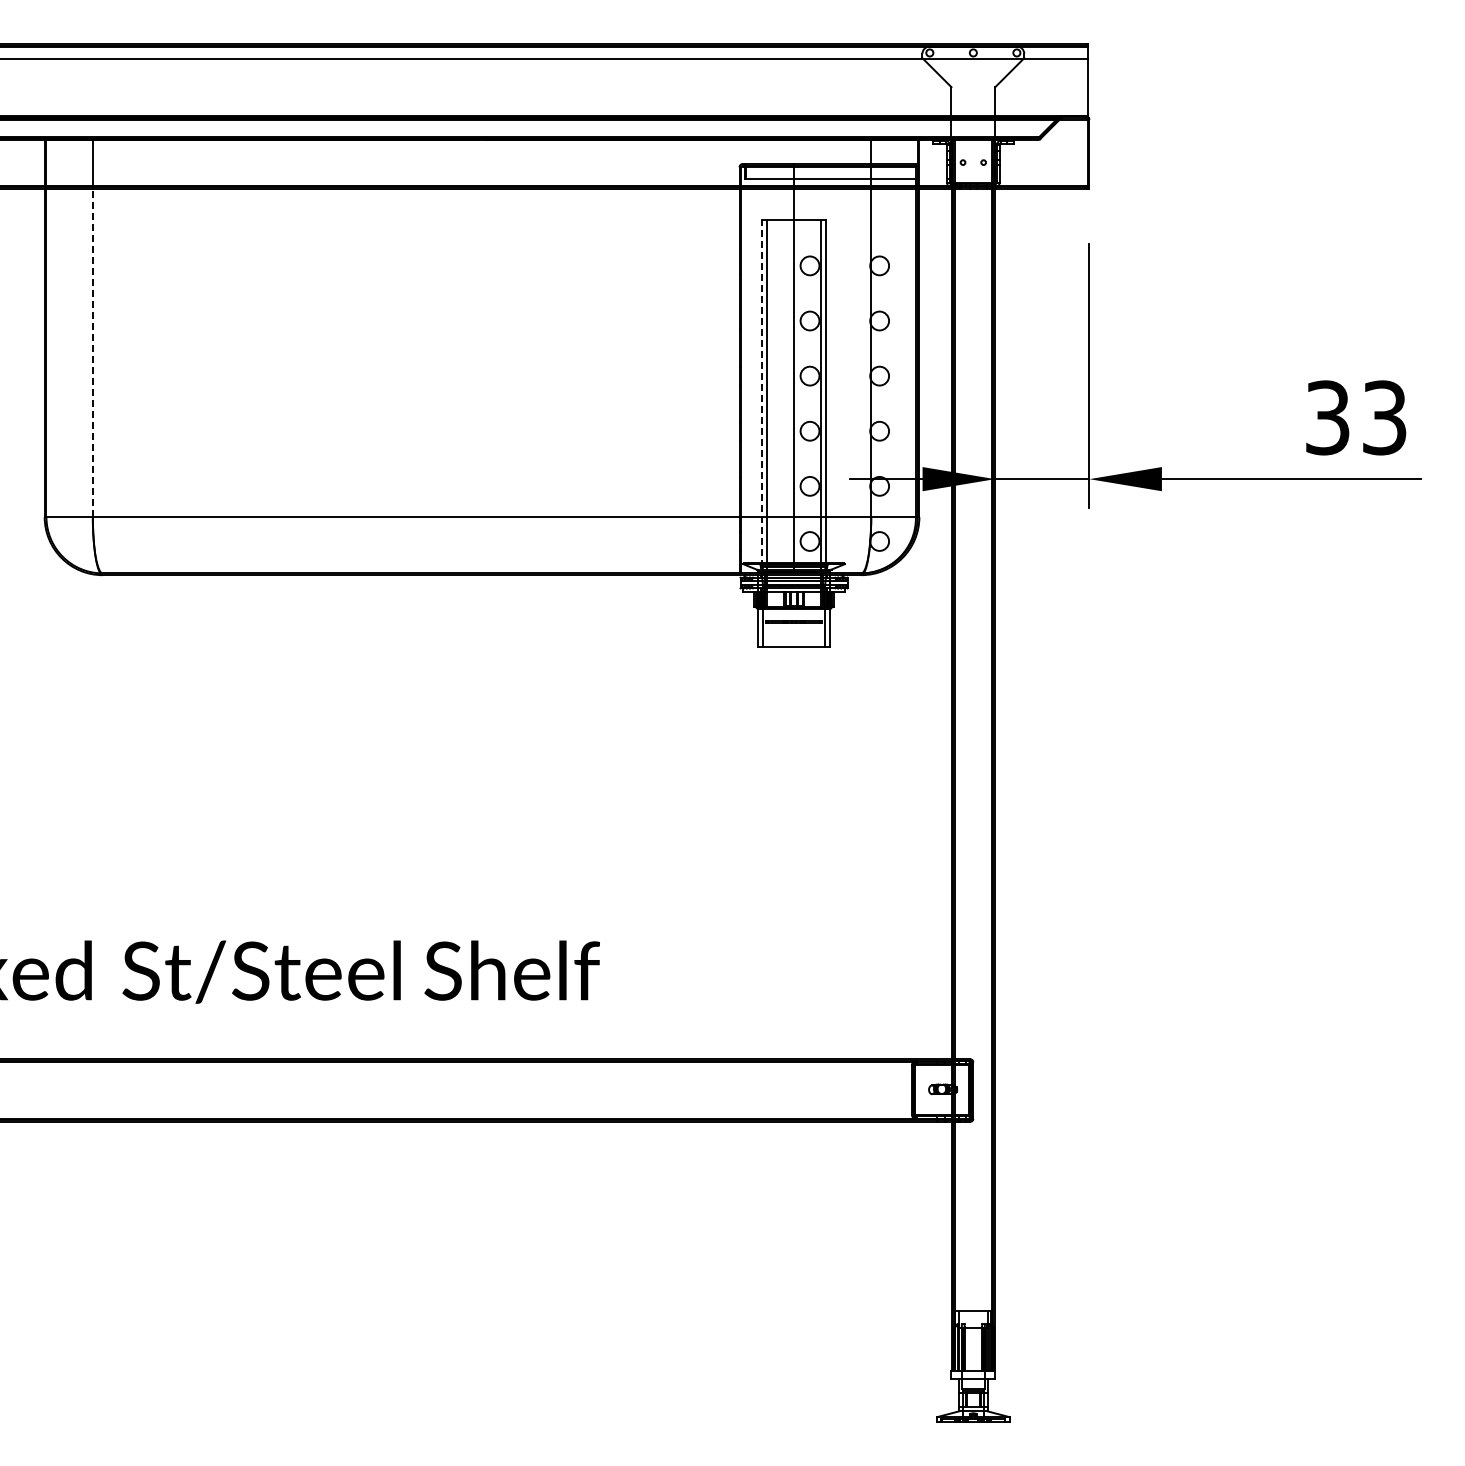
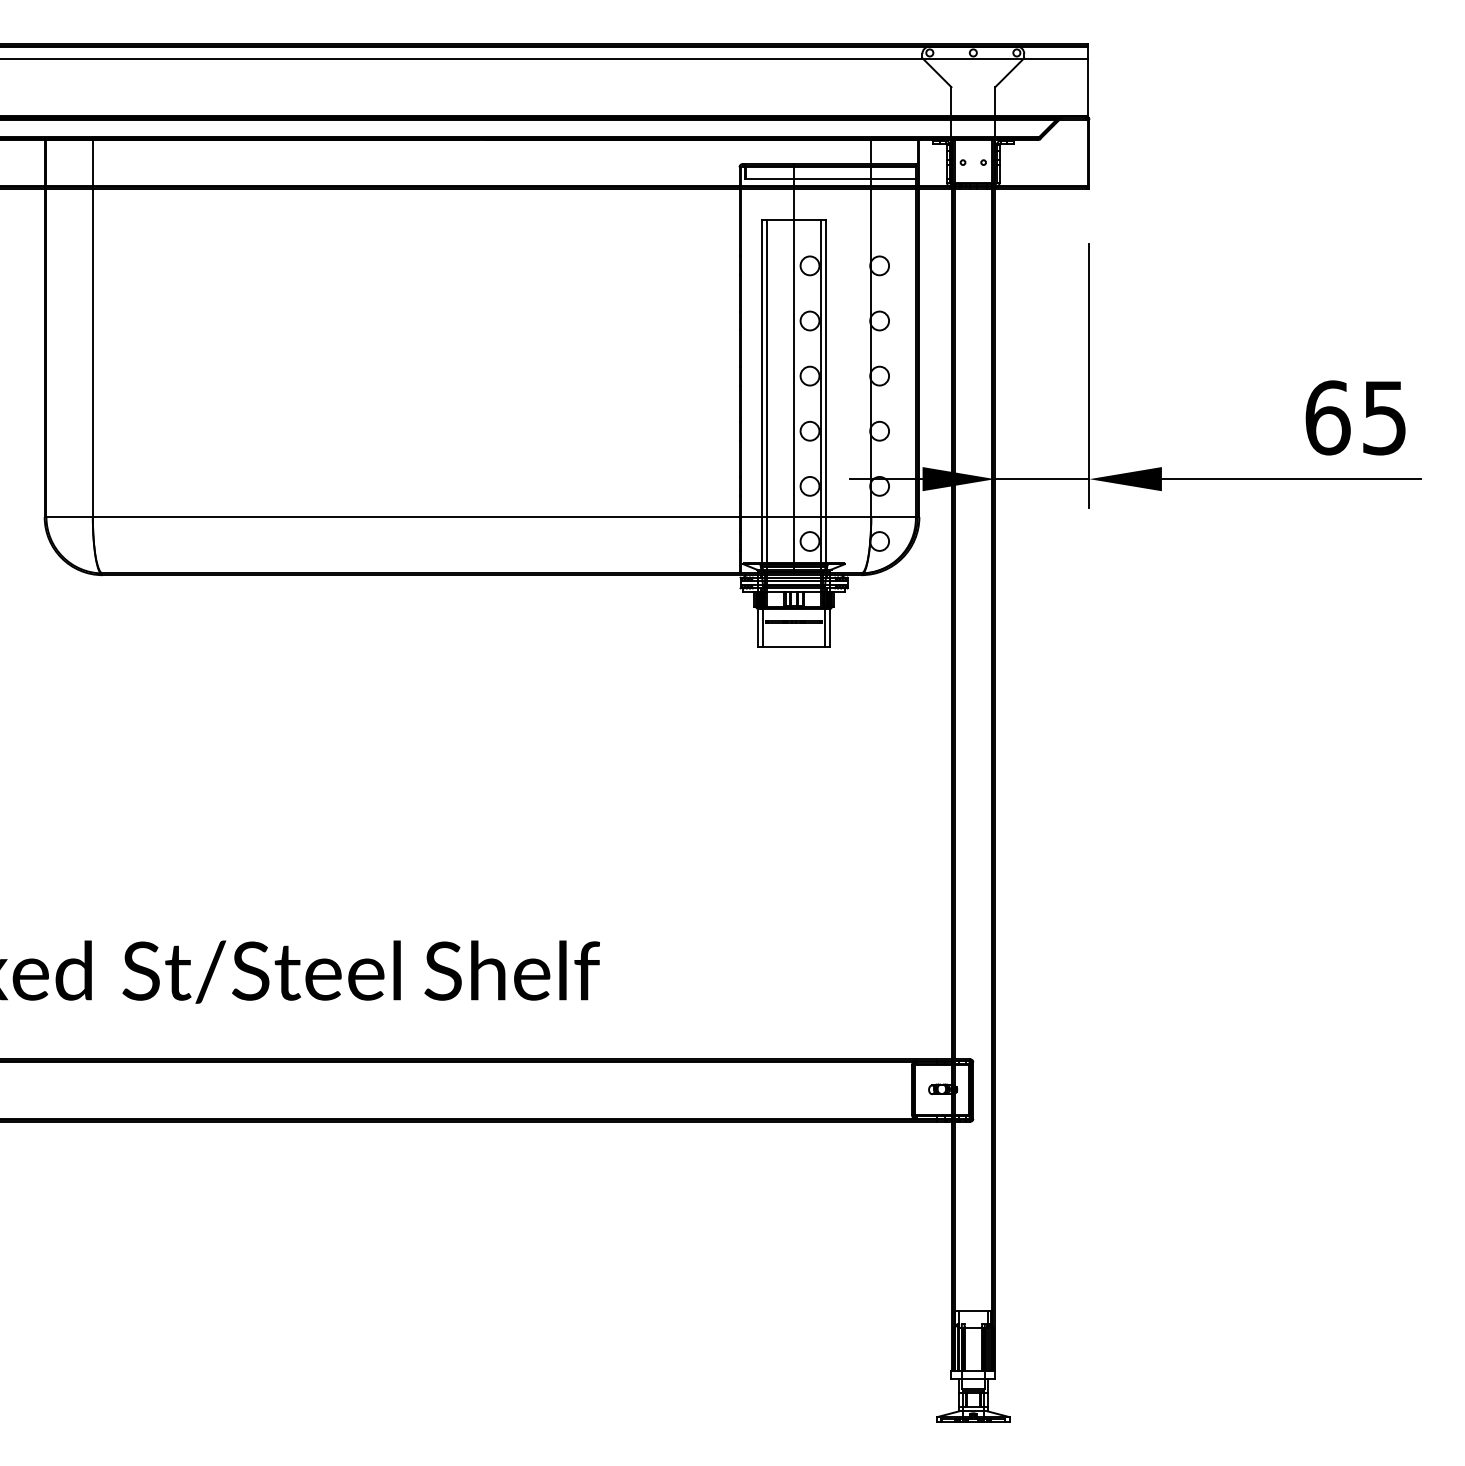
line: dashed -> solid (92, 352)
line: dashed -> solid (761, 393)
text: 33 -> 65 (1355, 417)
